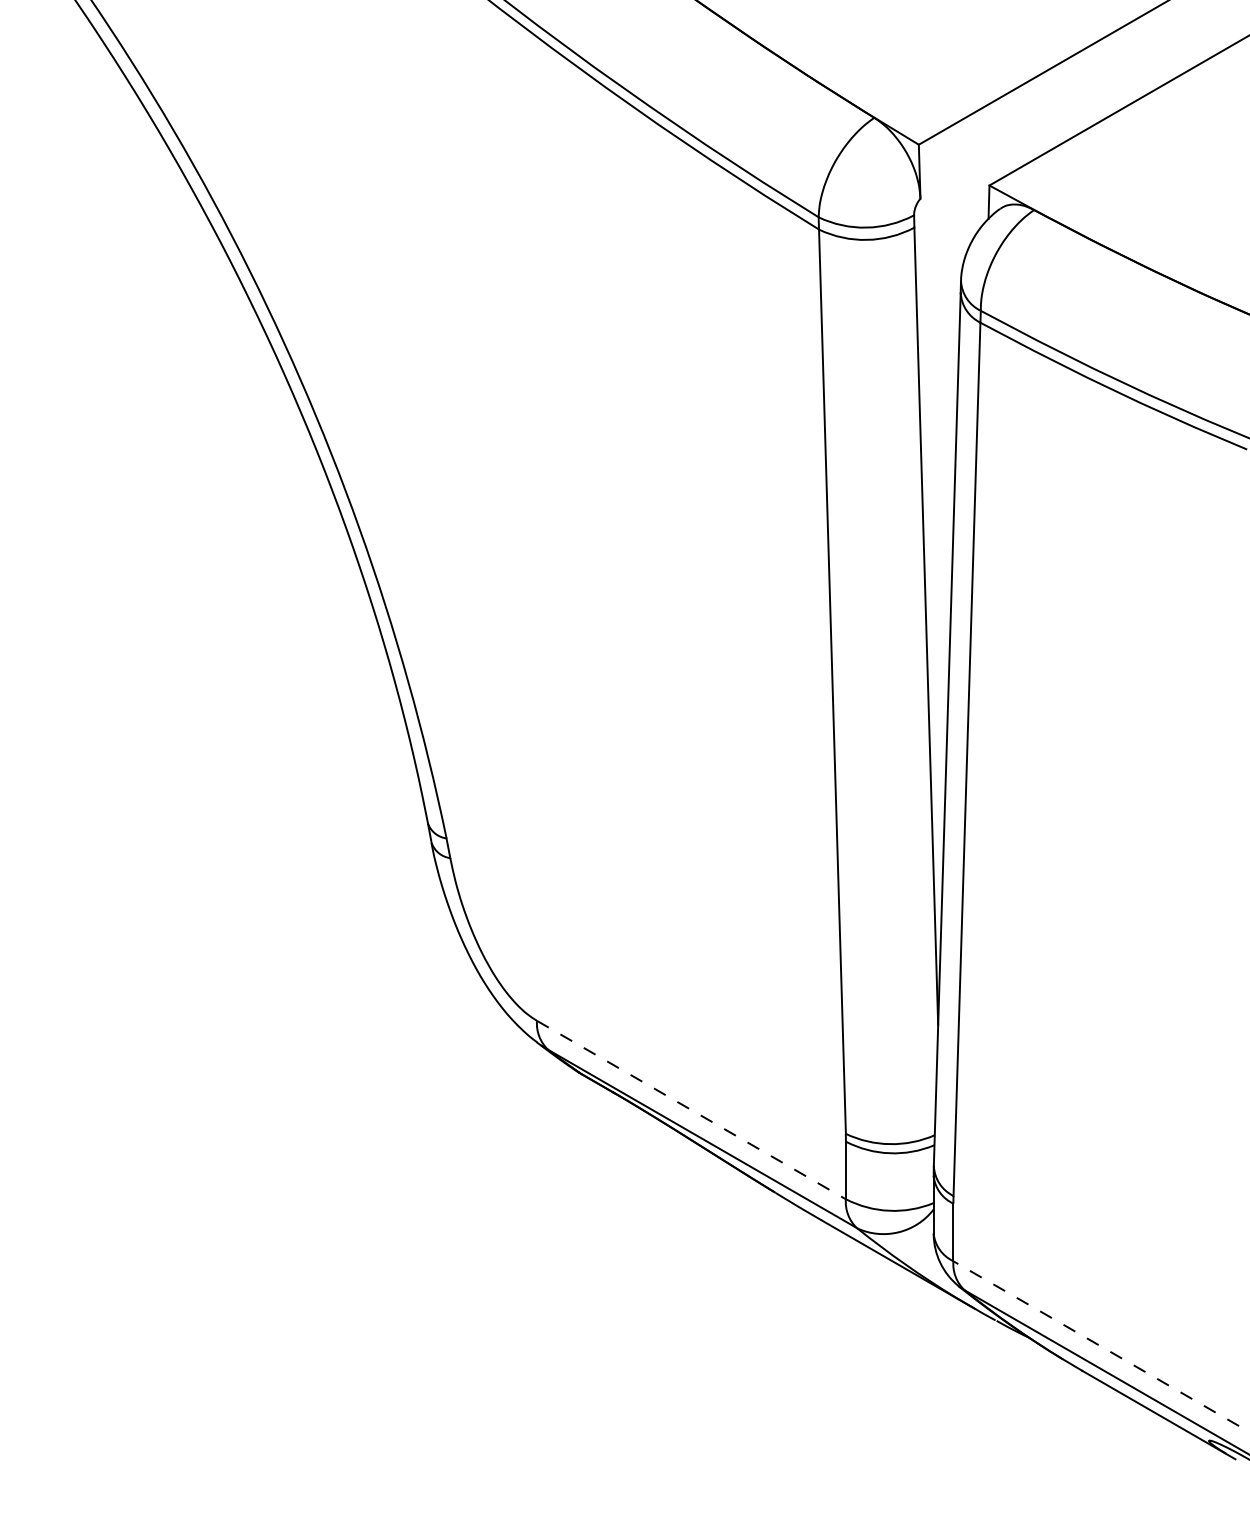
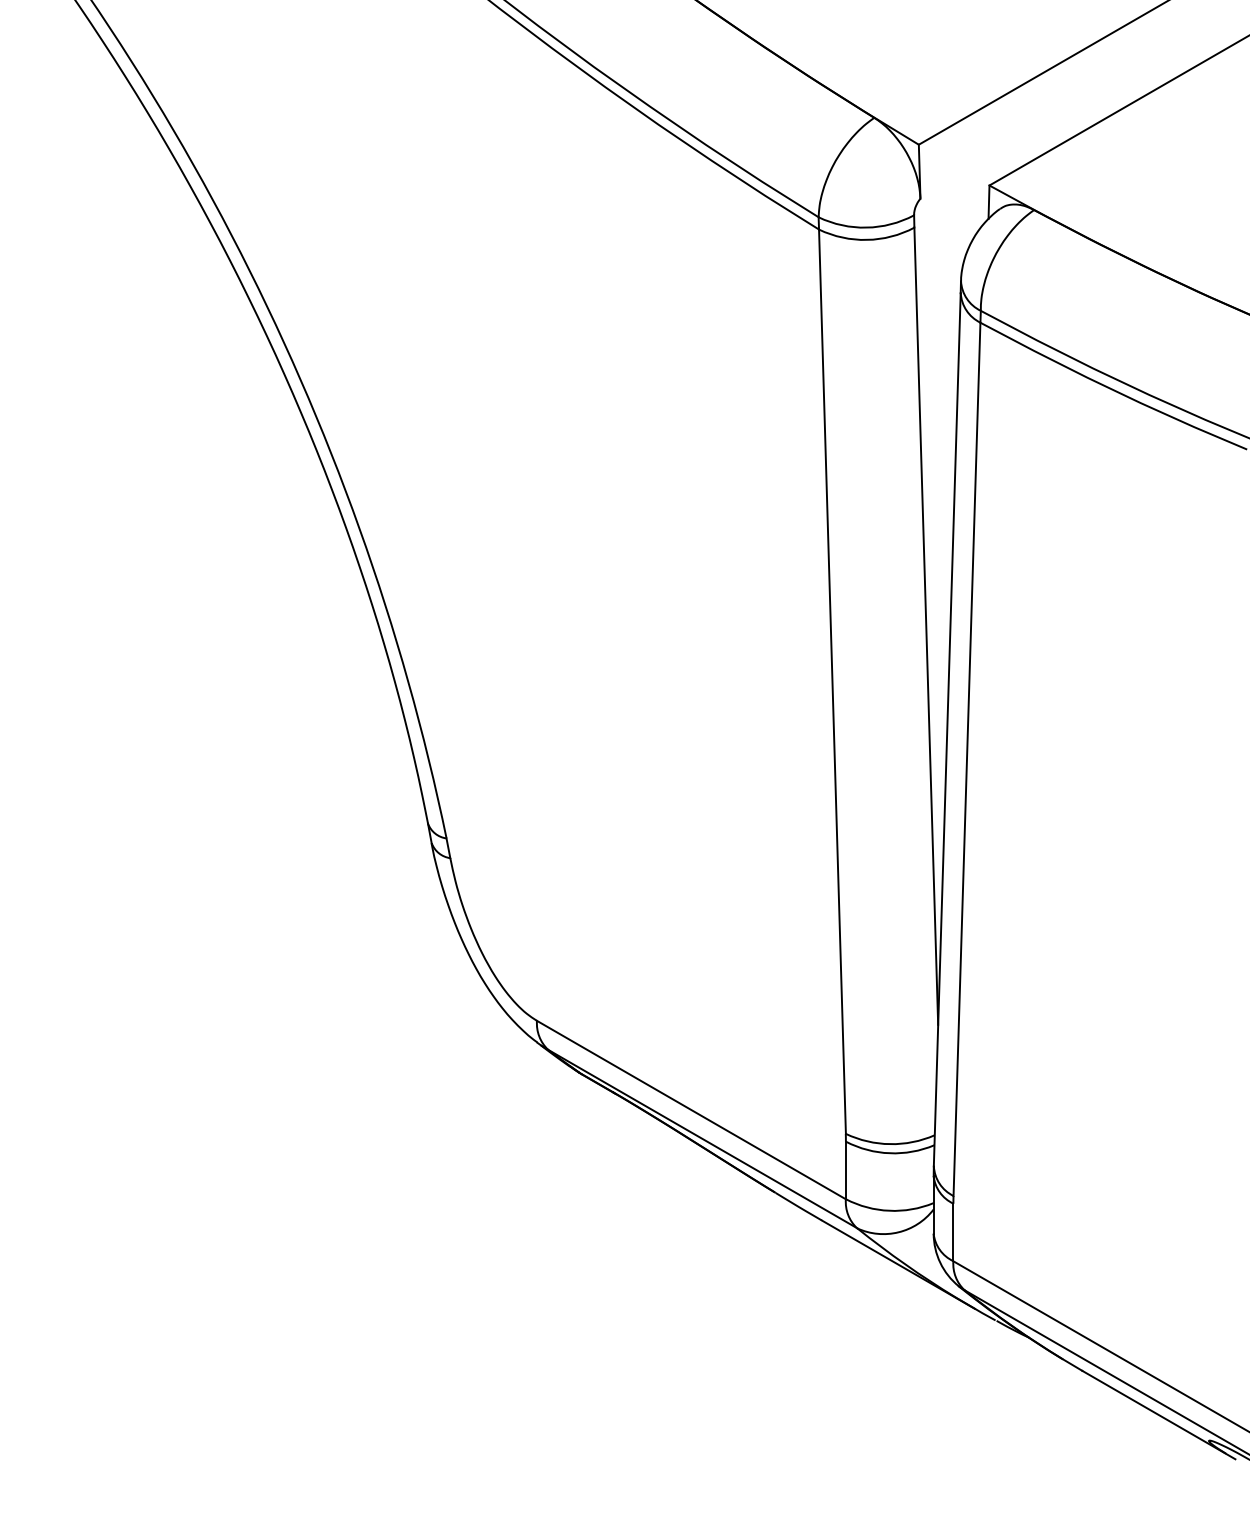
line: dashed -> solid (691, 1110)
line: dashed -> solid (1101, 1346)
